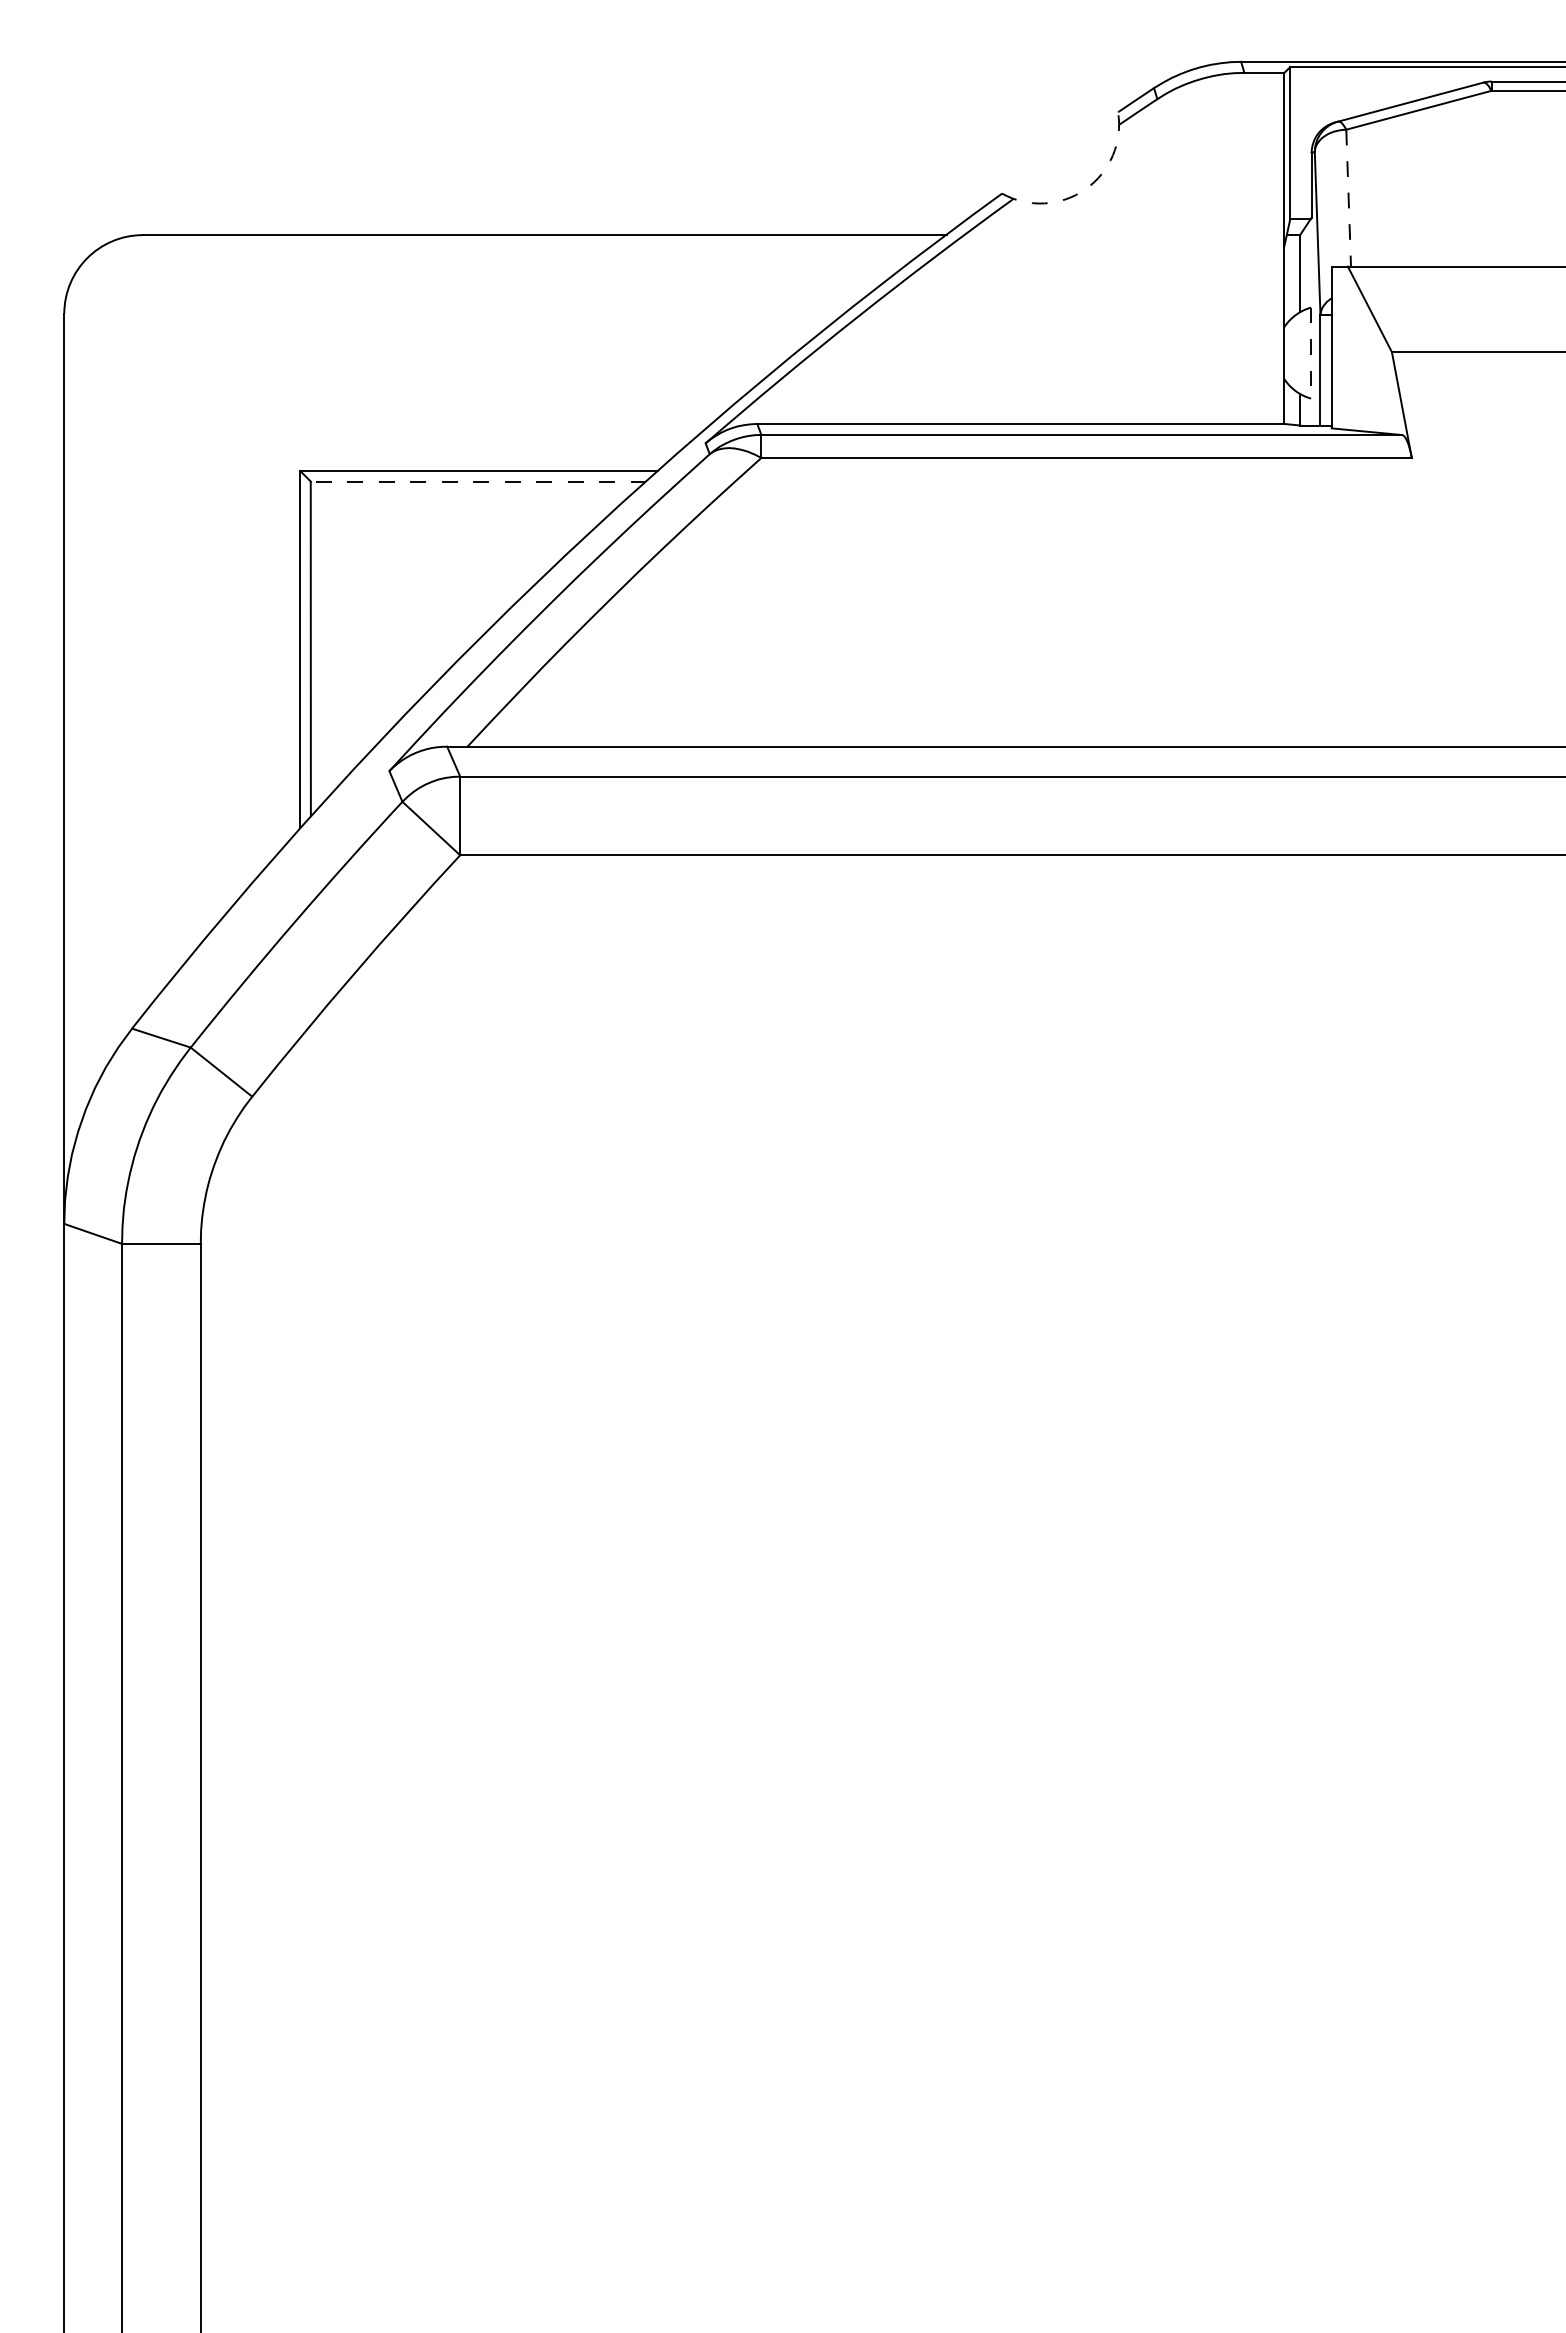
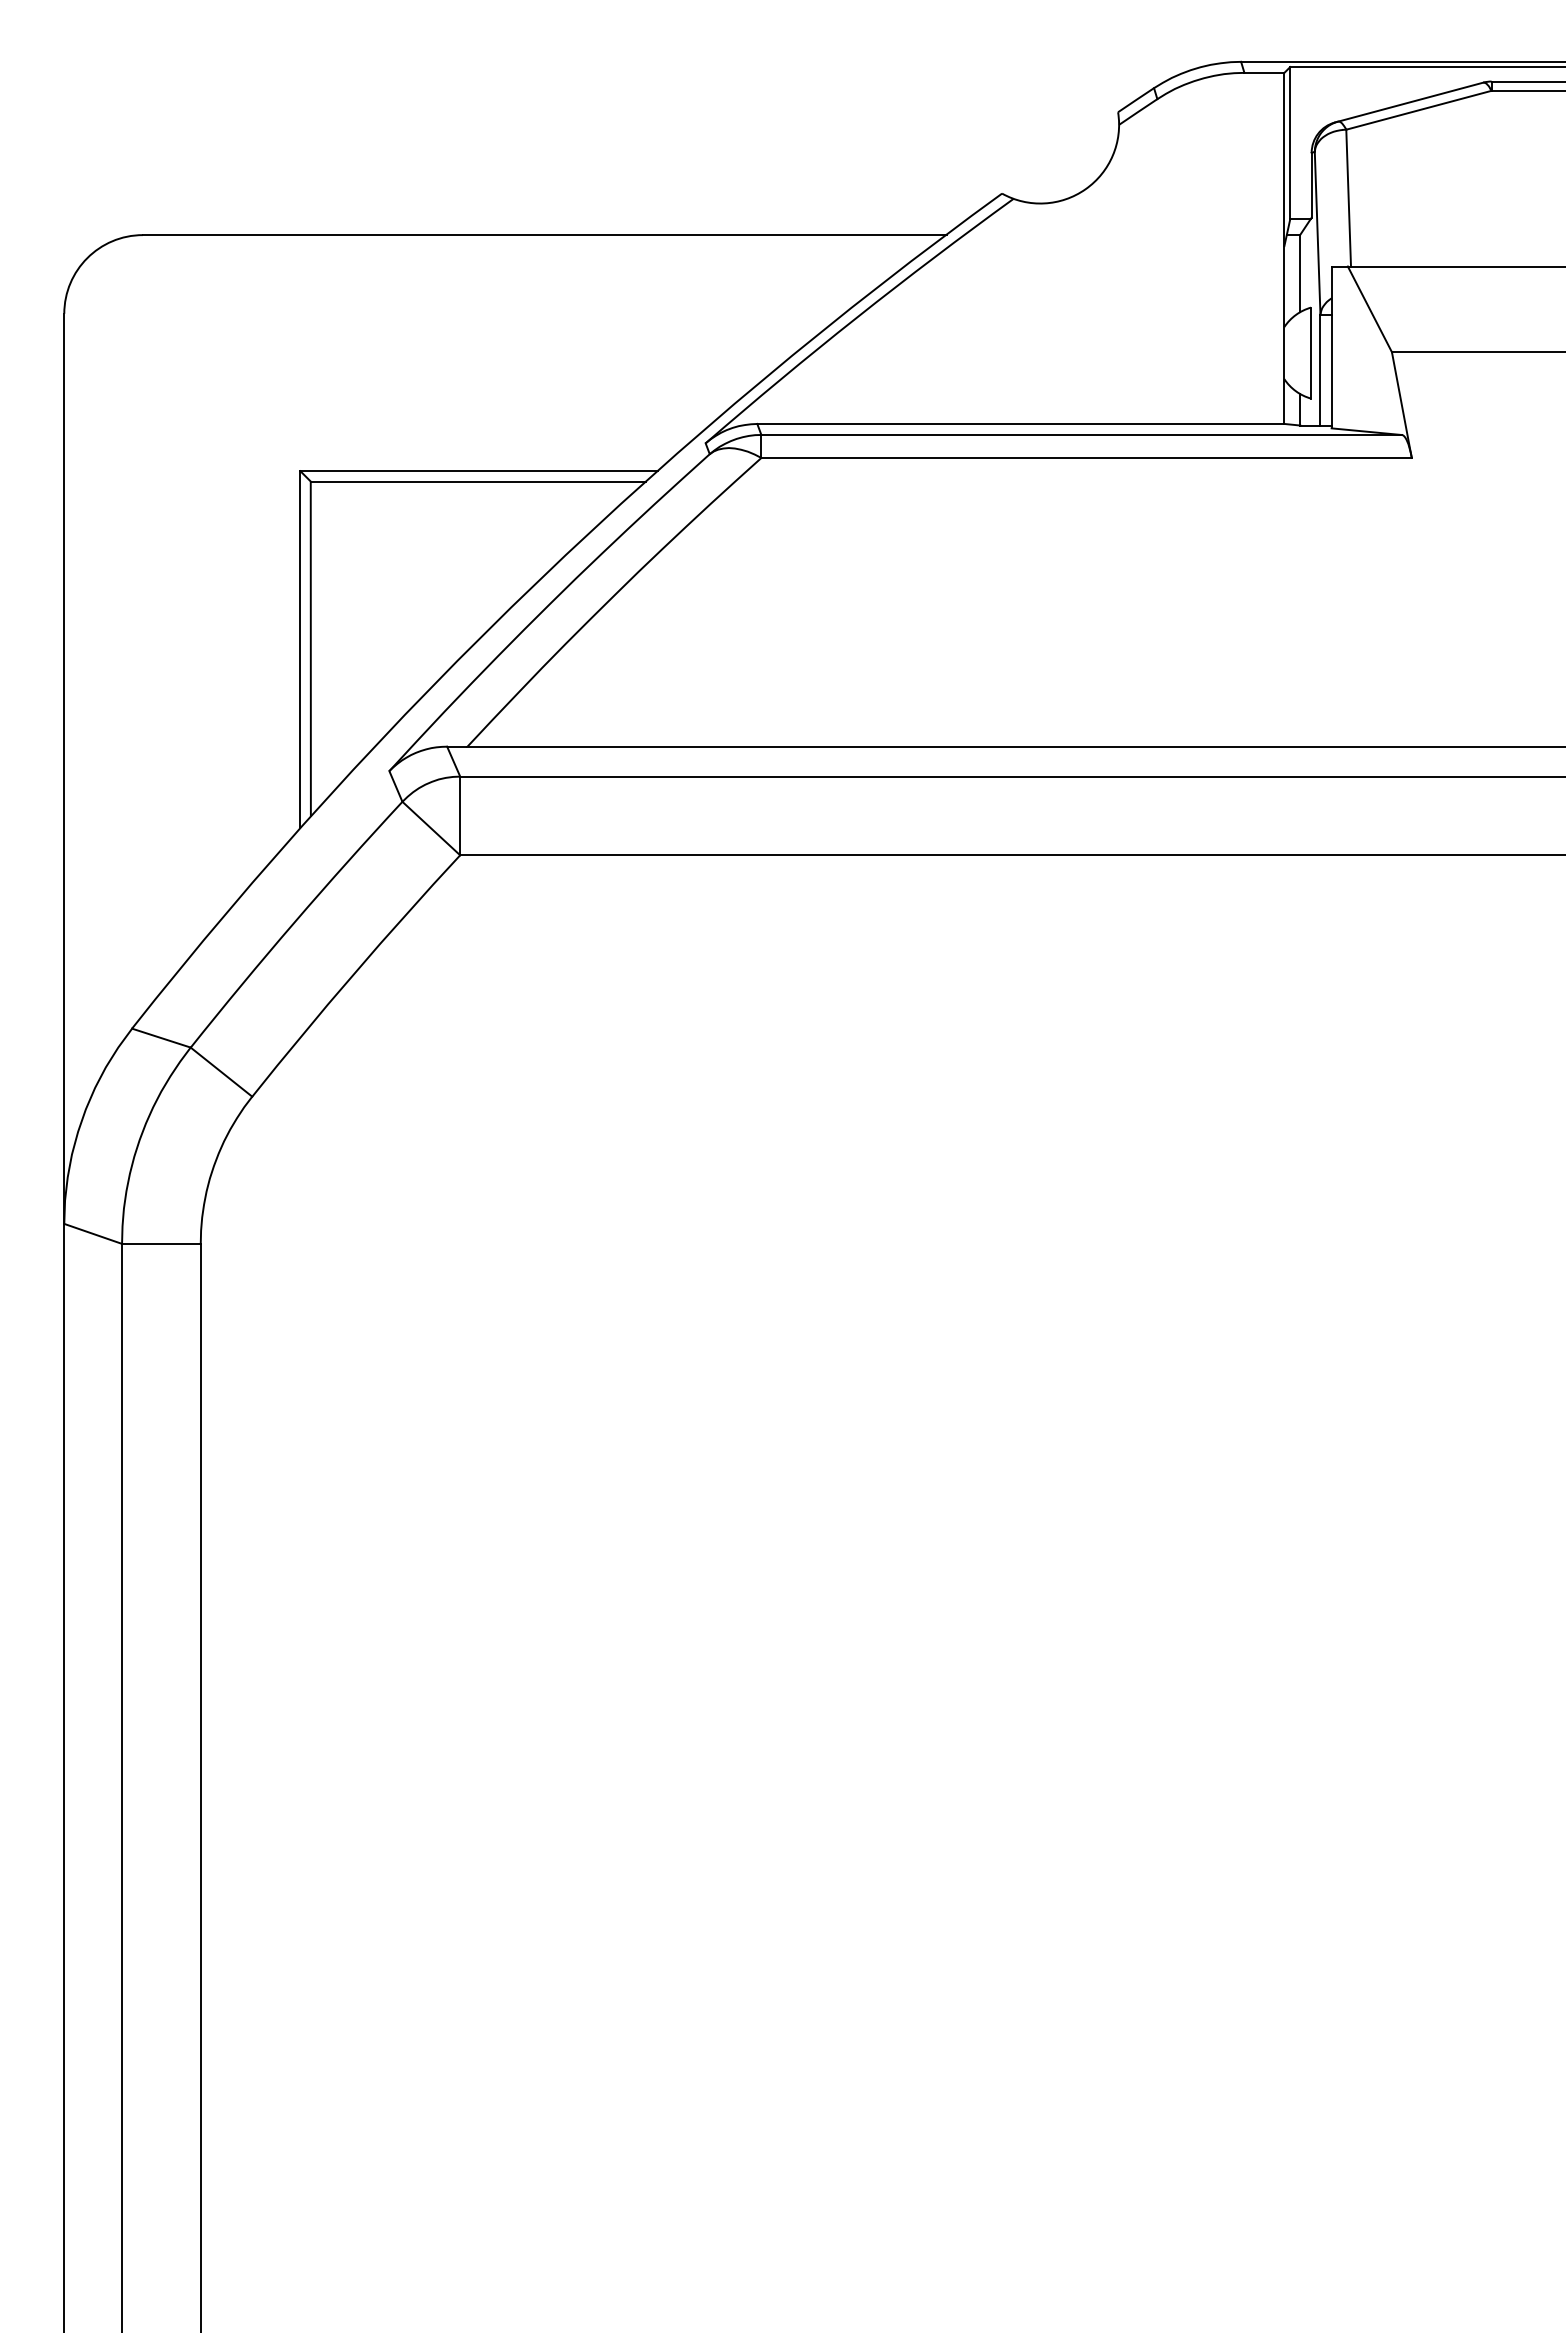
arc: dashed -> solid (1085, 189)
line: dashed -> solid (1348, 198)
line: dashed -> solid (1311, 353)
line: dashed -> solid (478, 481)
